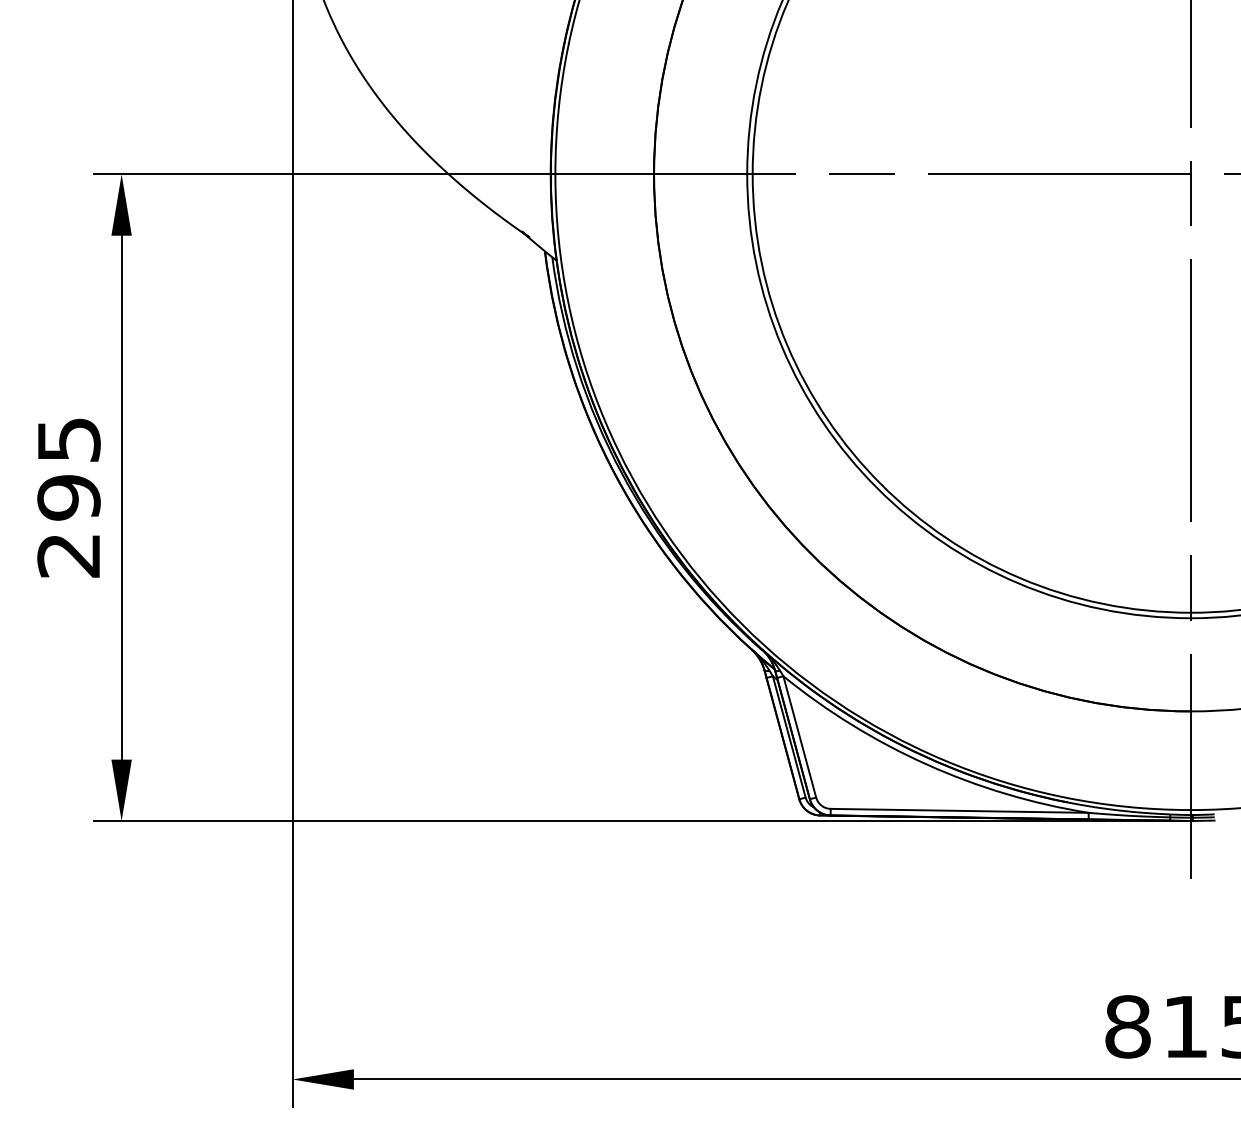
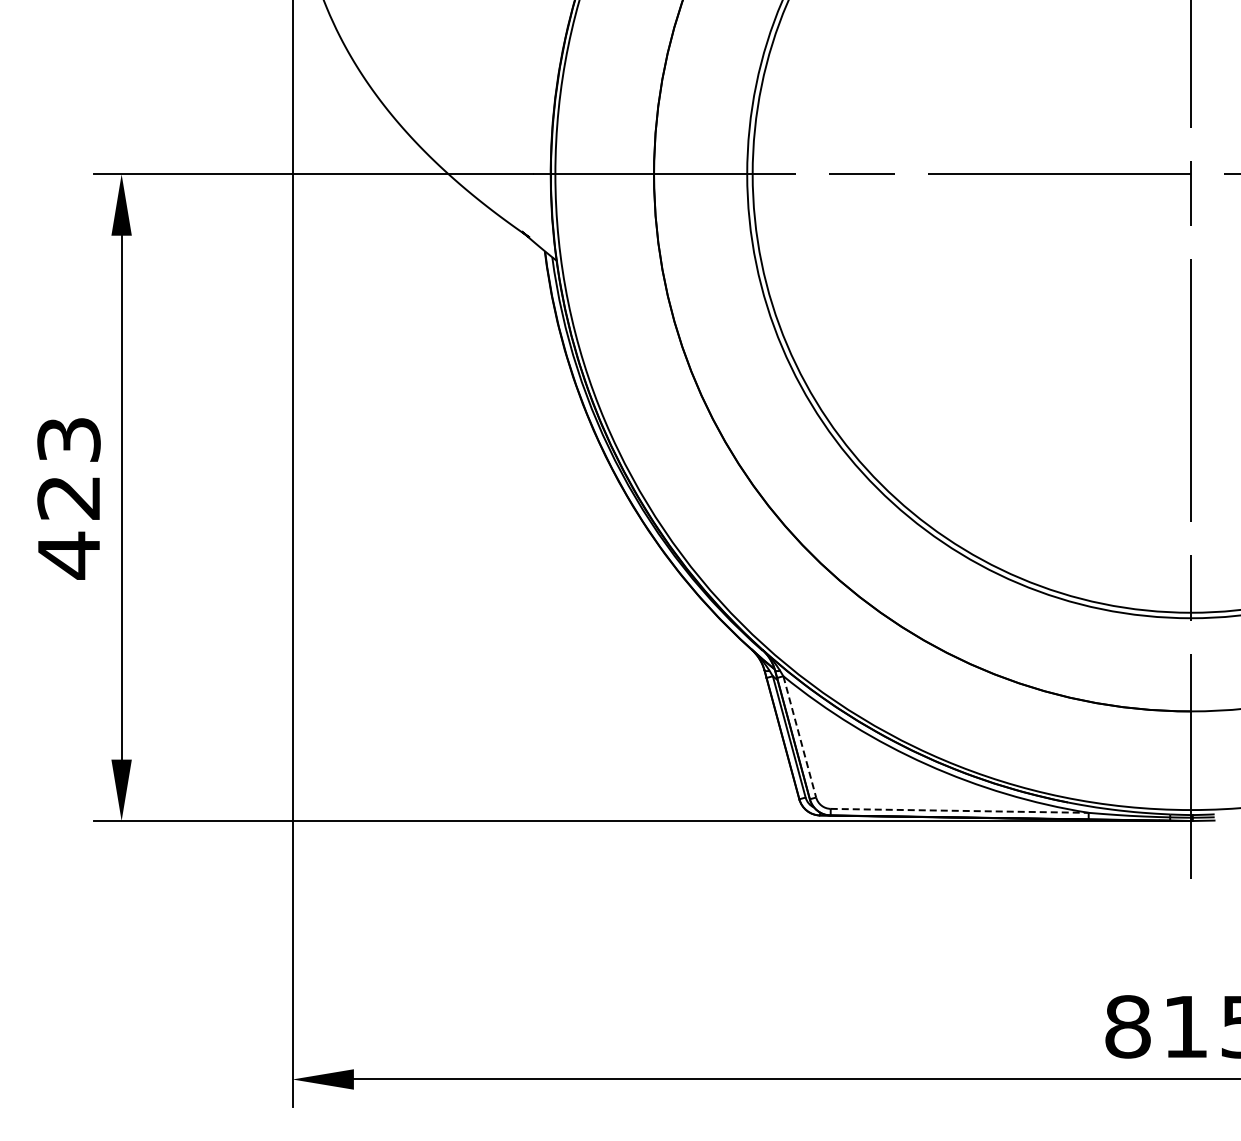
text: 295 -> 423 (68, 498)
line: solid -> dashed (799, 736)
line: solid -> dashed (960, 810)
